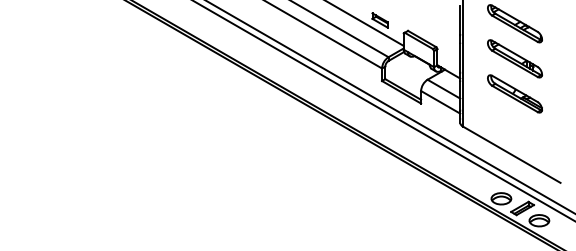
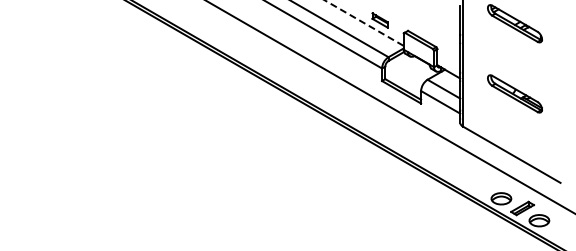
line: solid -> dashed (364, 23)
part: present -> none (514, 58)
line: present -> none (383, 110)
